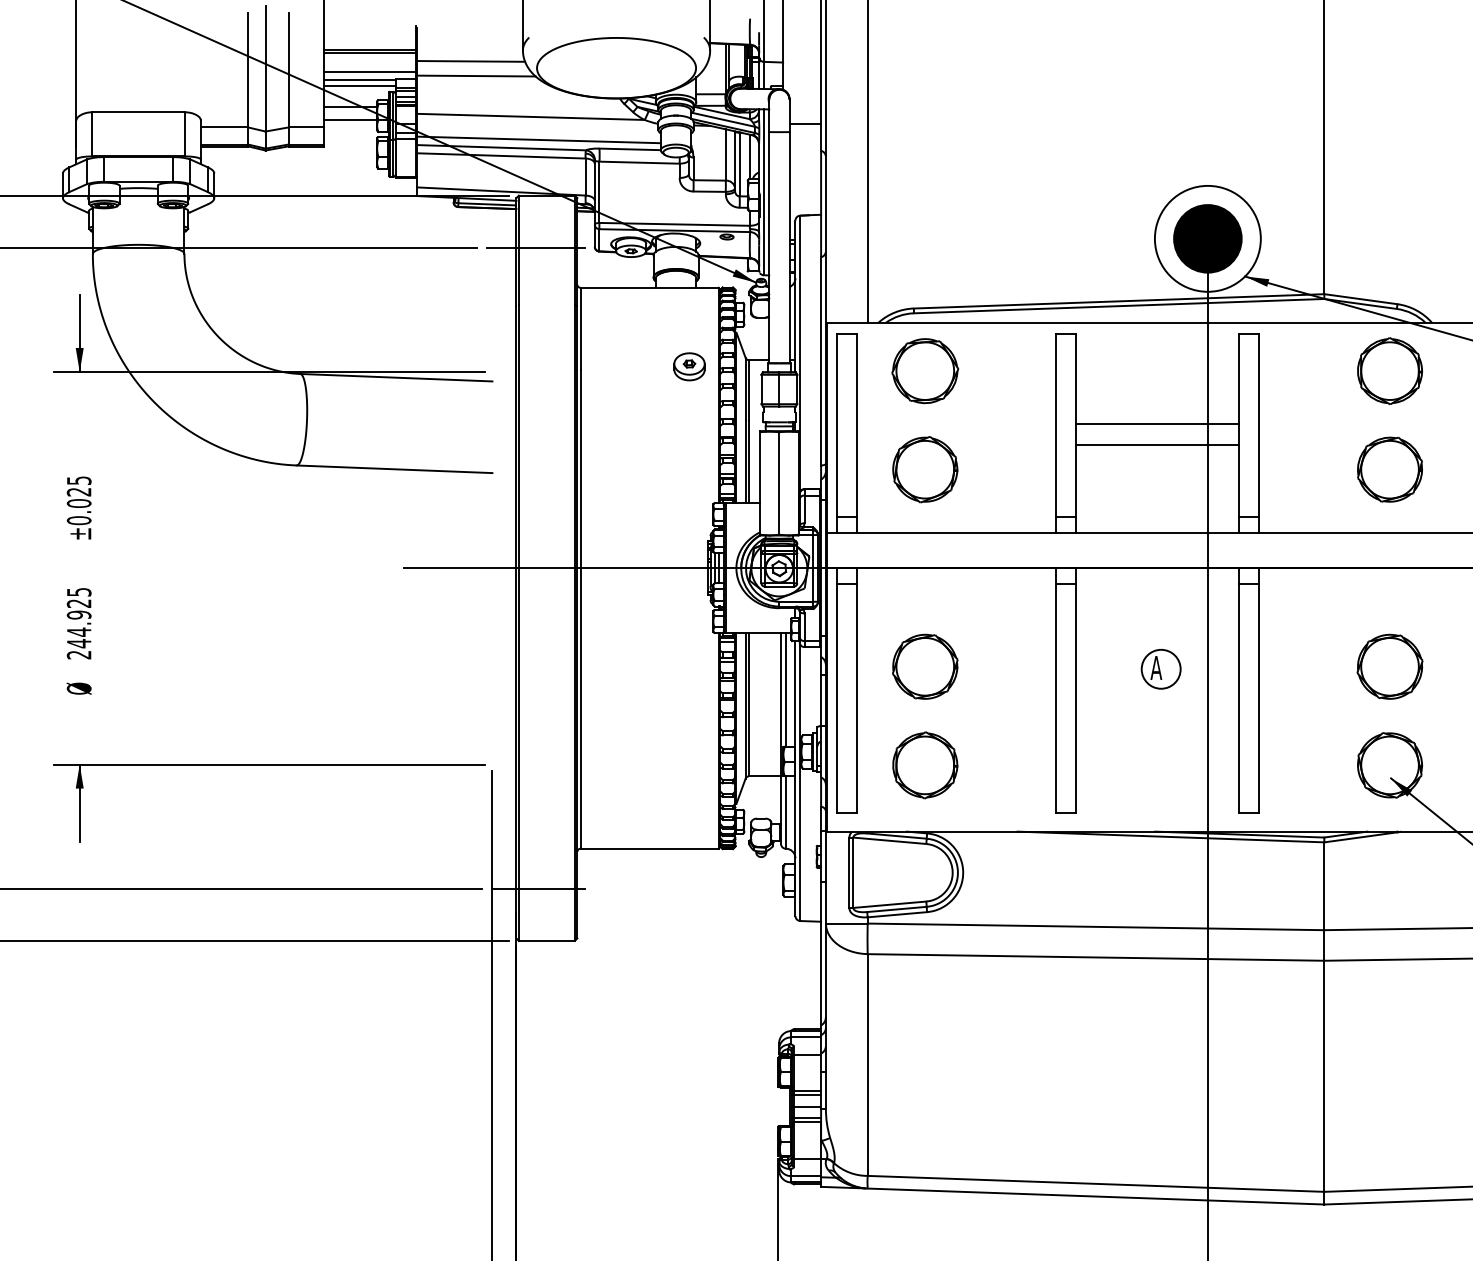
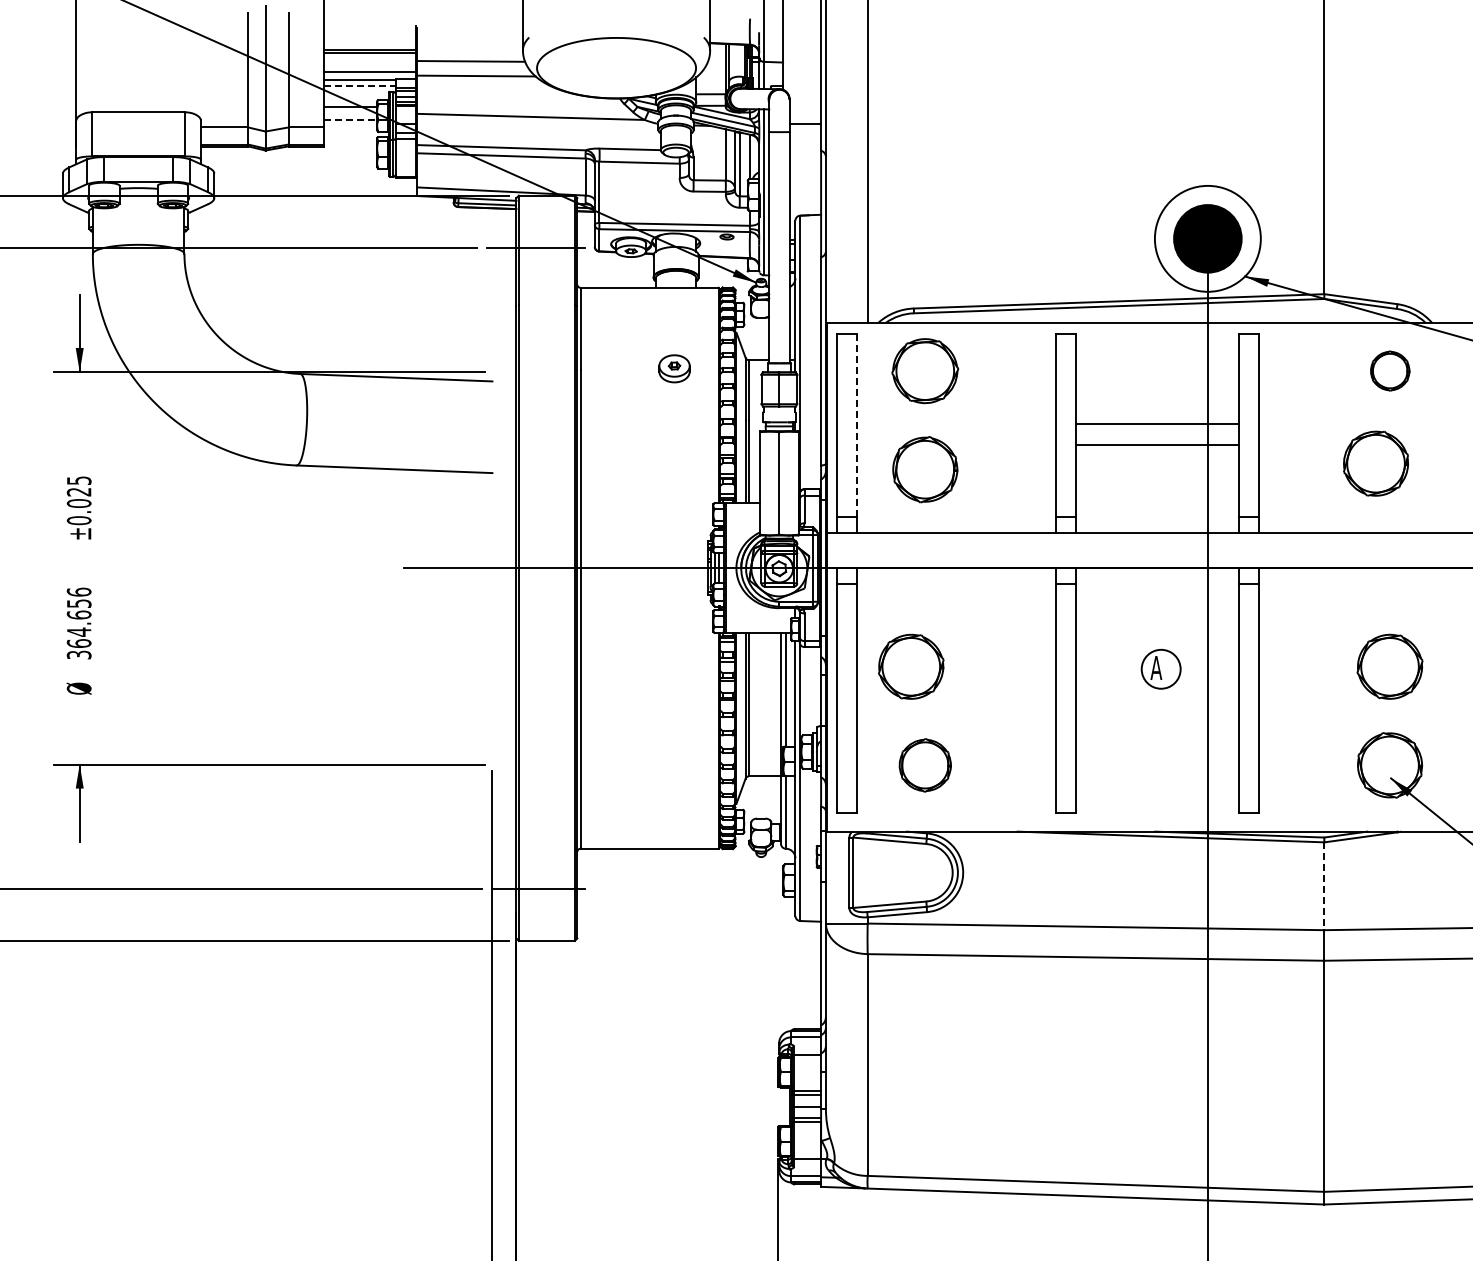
line: solid -> dashed (360, 85)
line: solid -> dashed (350, 119)
line: present -> none (538, 139)
part position: (689, 366) -> (674, 368) (674, 368)
part size: 67x68 px -> 41x42 px (1390, 370)
line: solid -> dashed (857, 425)
part position: (1390, 469) -> (1376, 463) (1376, 463)
text: 244.925 -> 364.656 (78, 623)
part position: (925, 666) -> (911, 666) (911, 666)
part size: 67x69 px -> 54x55 px (924, 765)
line: solid -> dashed (1324, 886)
